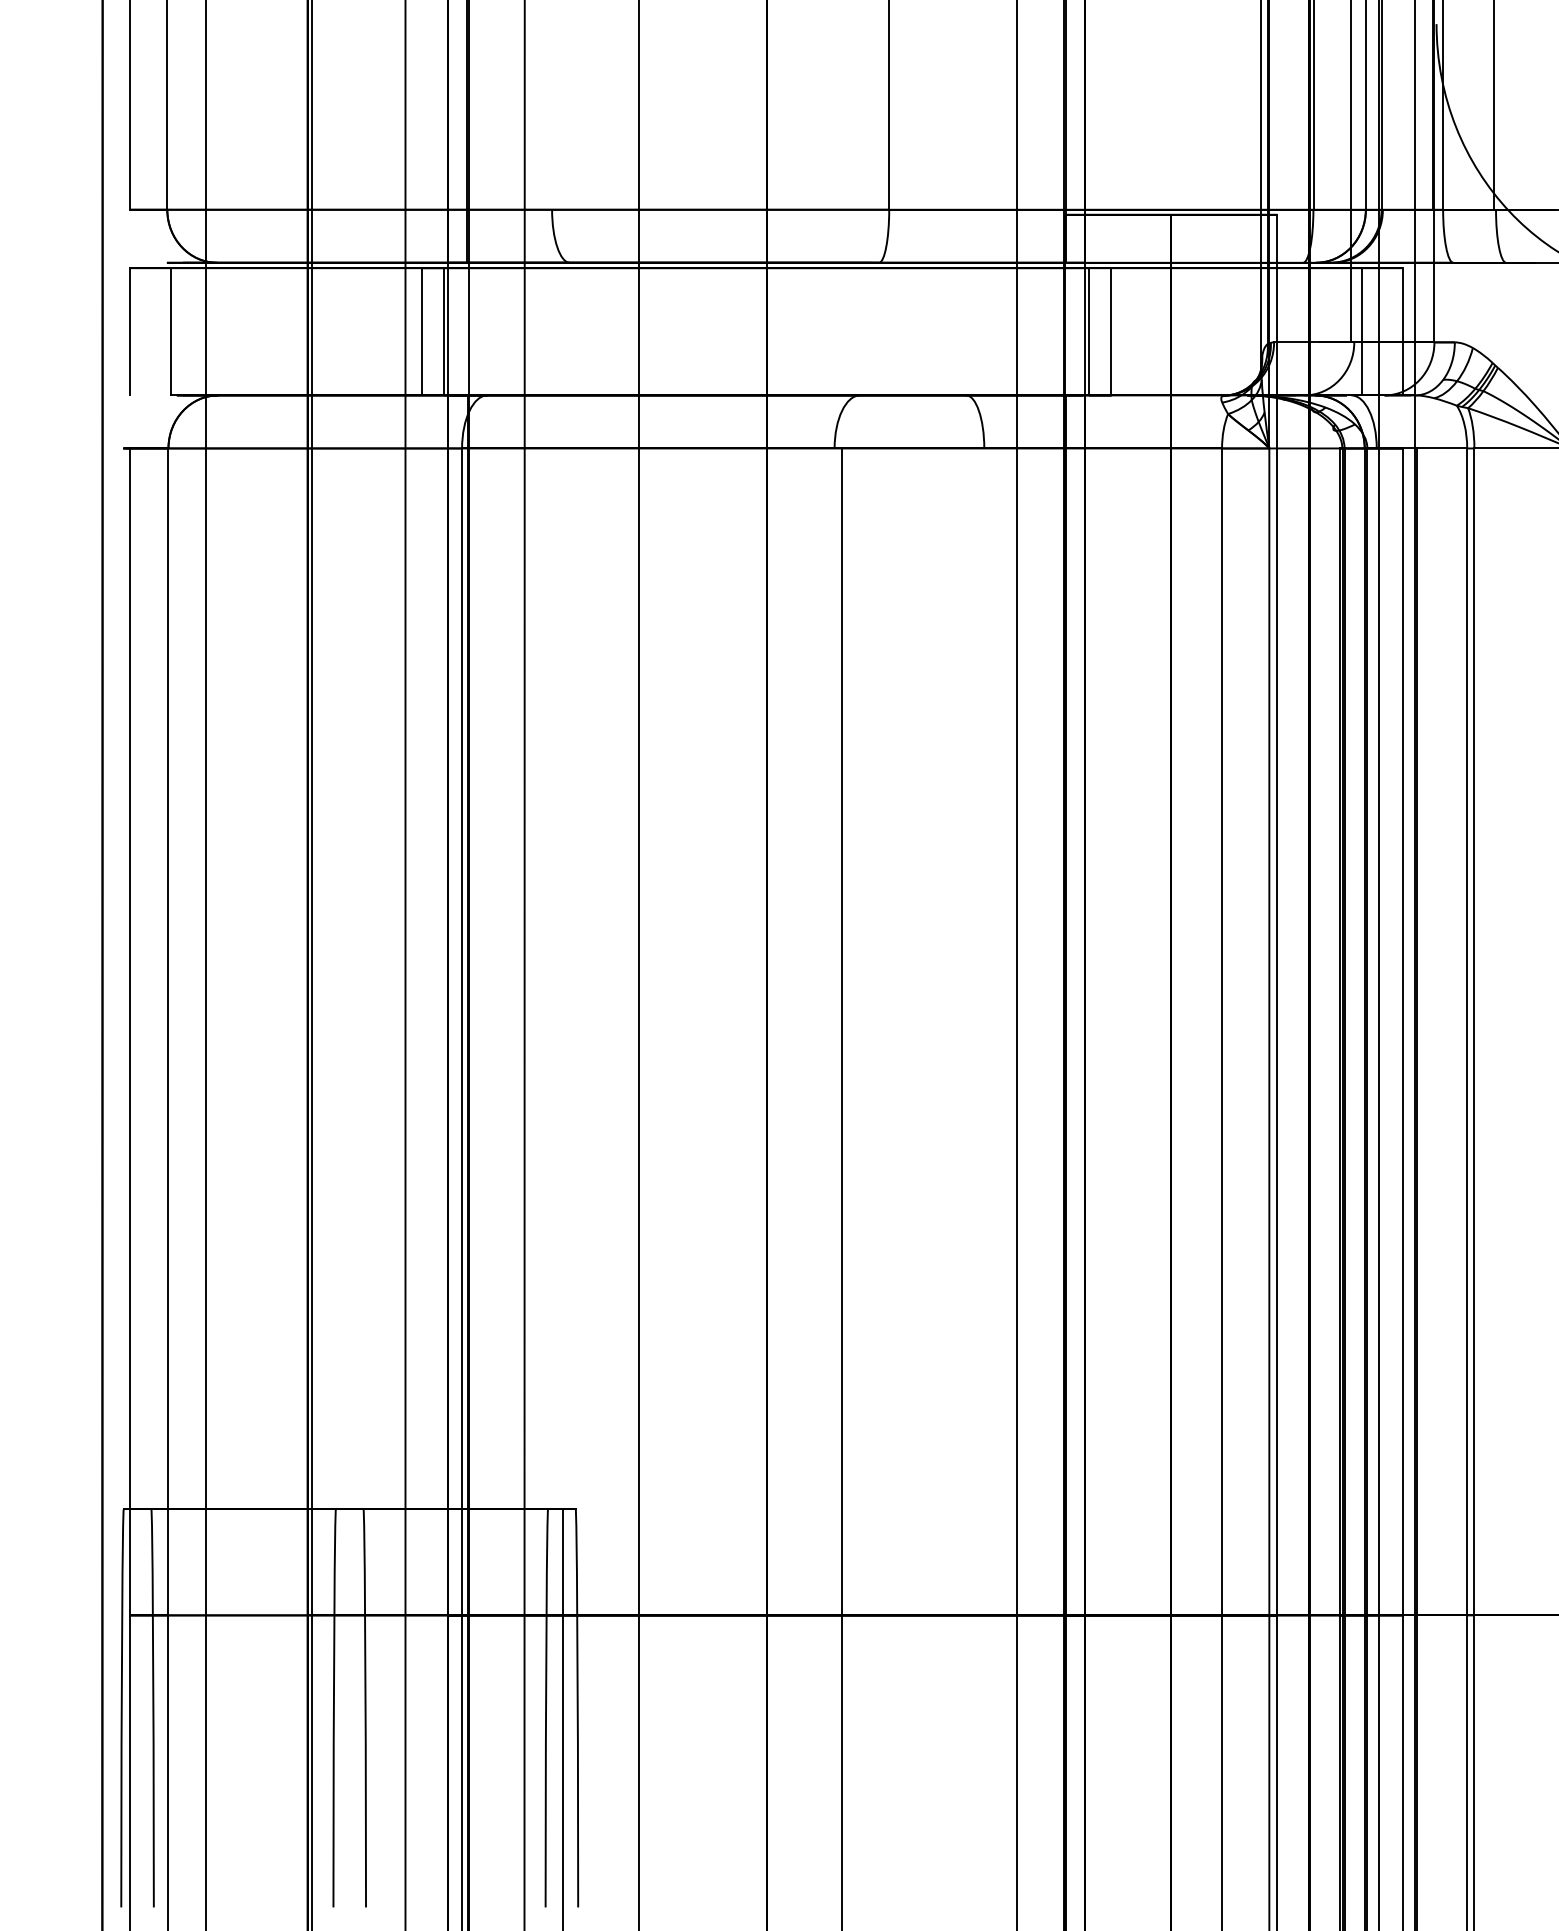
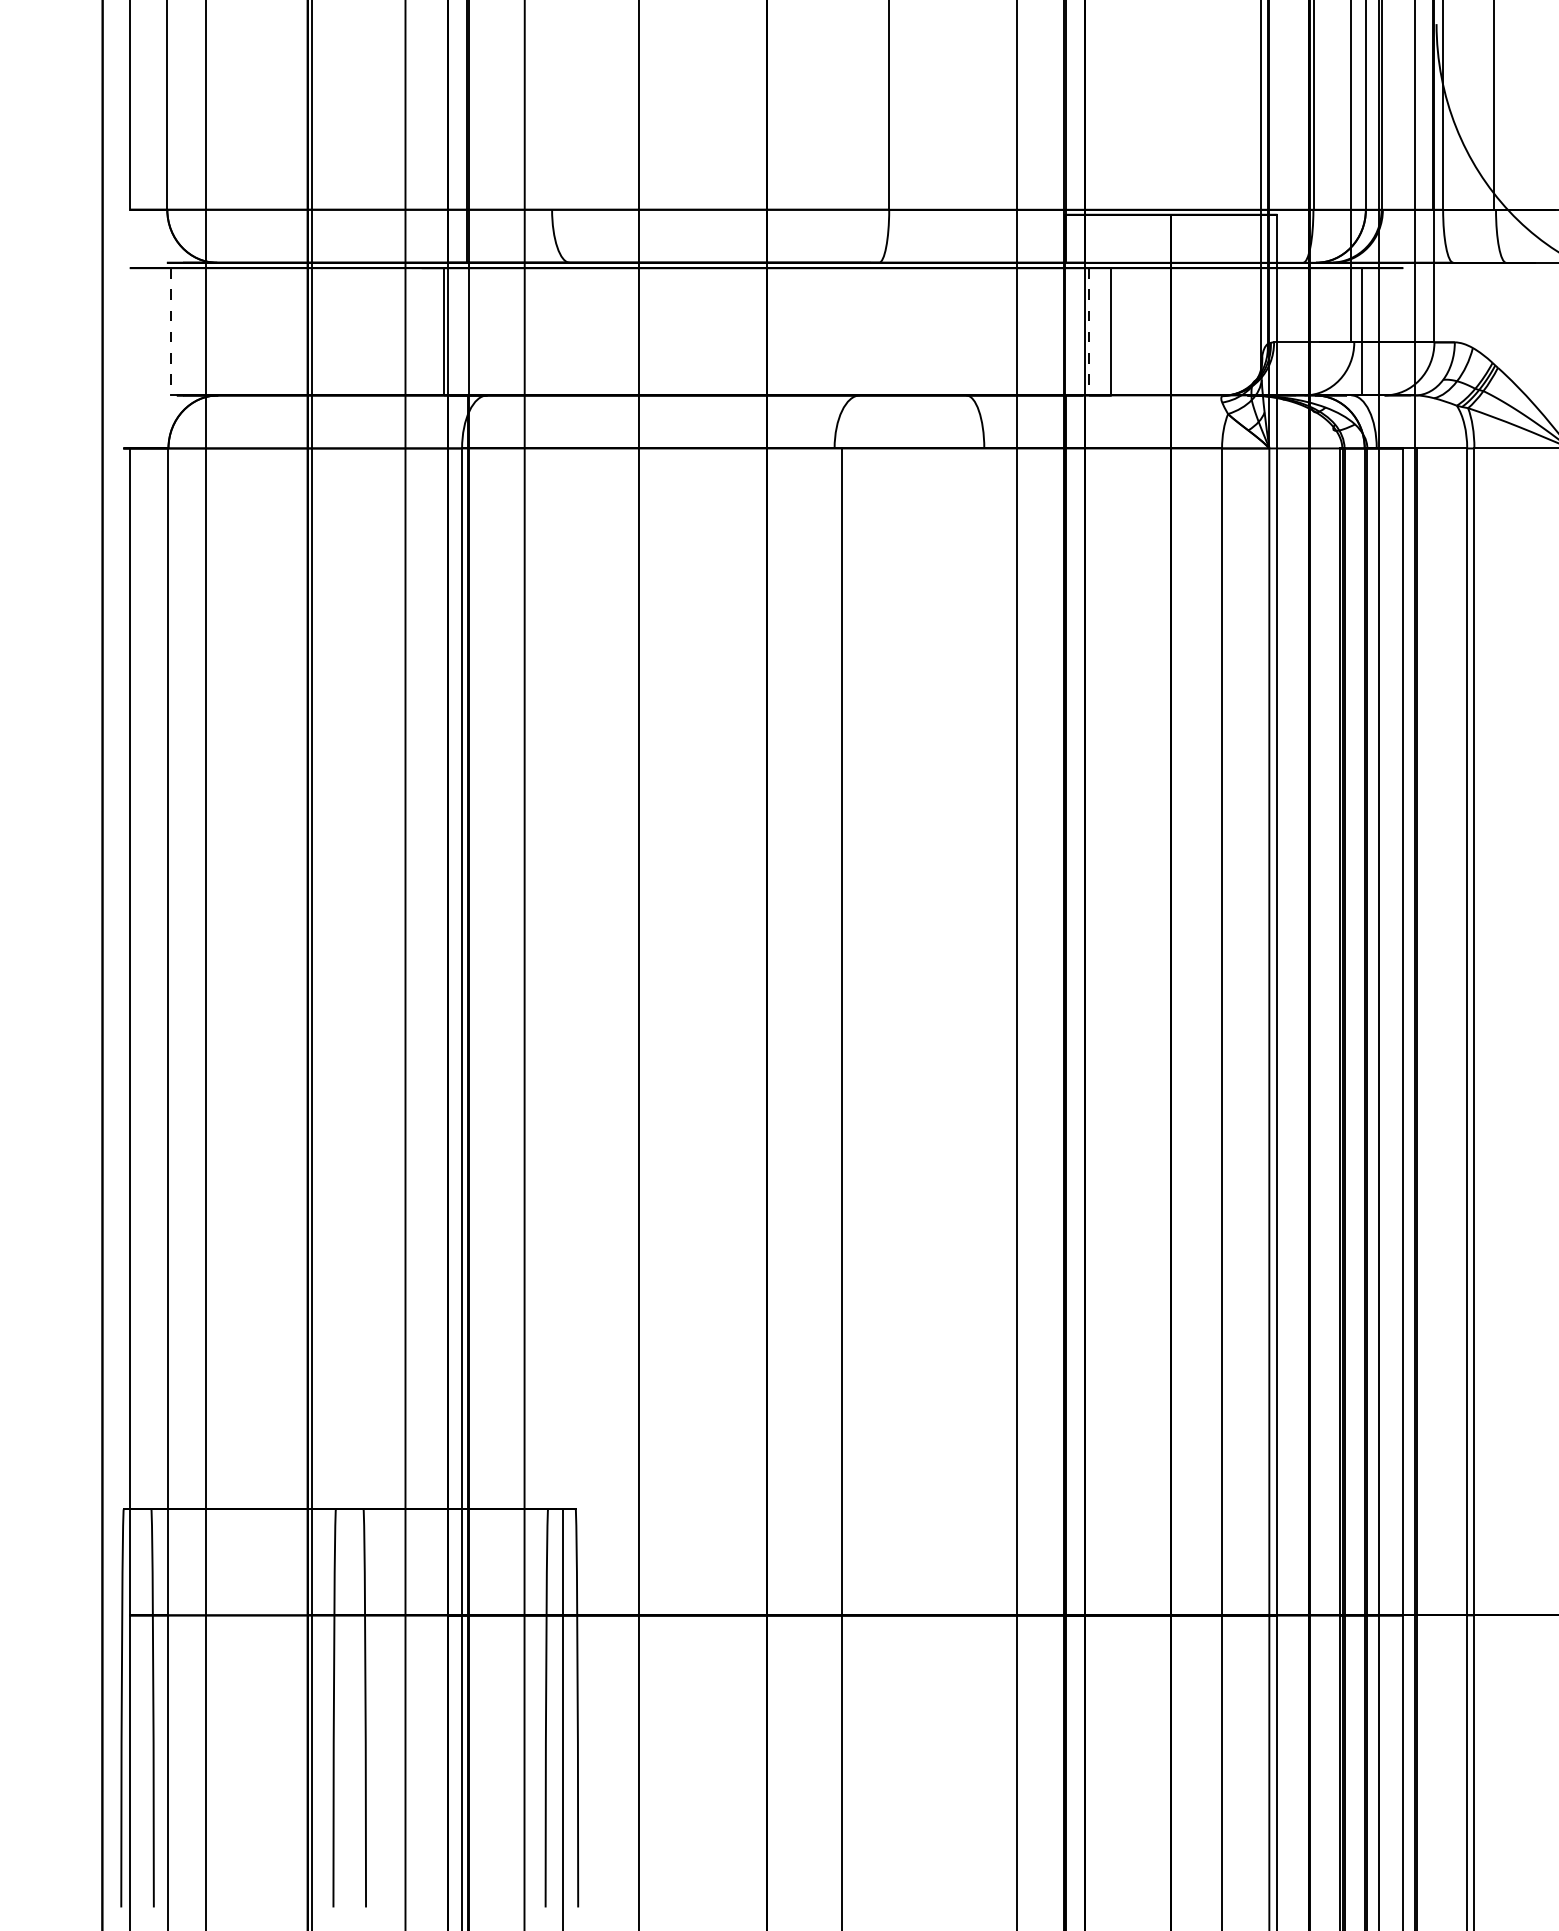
line: present -> none (130, 331)
line: solid -> dashed (171, 331)
line: present -> none (421, 331)
line: solid -> dashed (1089, 331)
line: present -> none (1403, 331)
